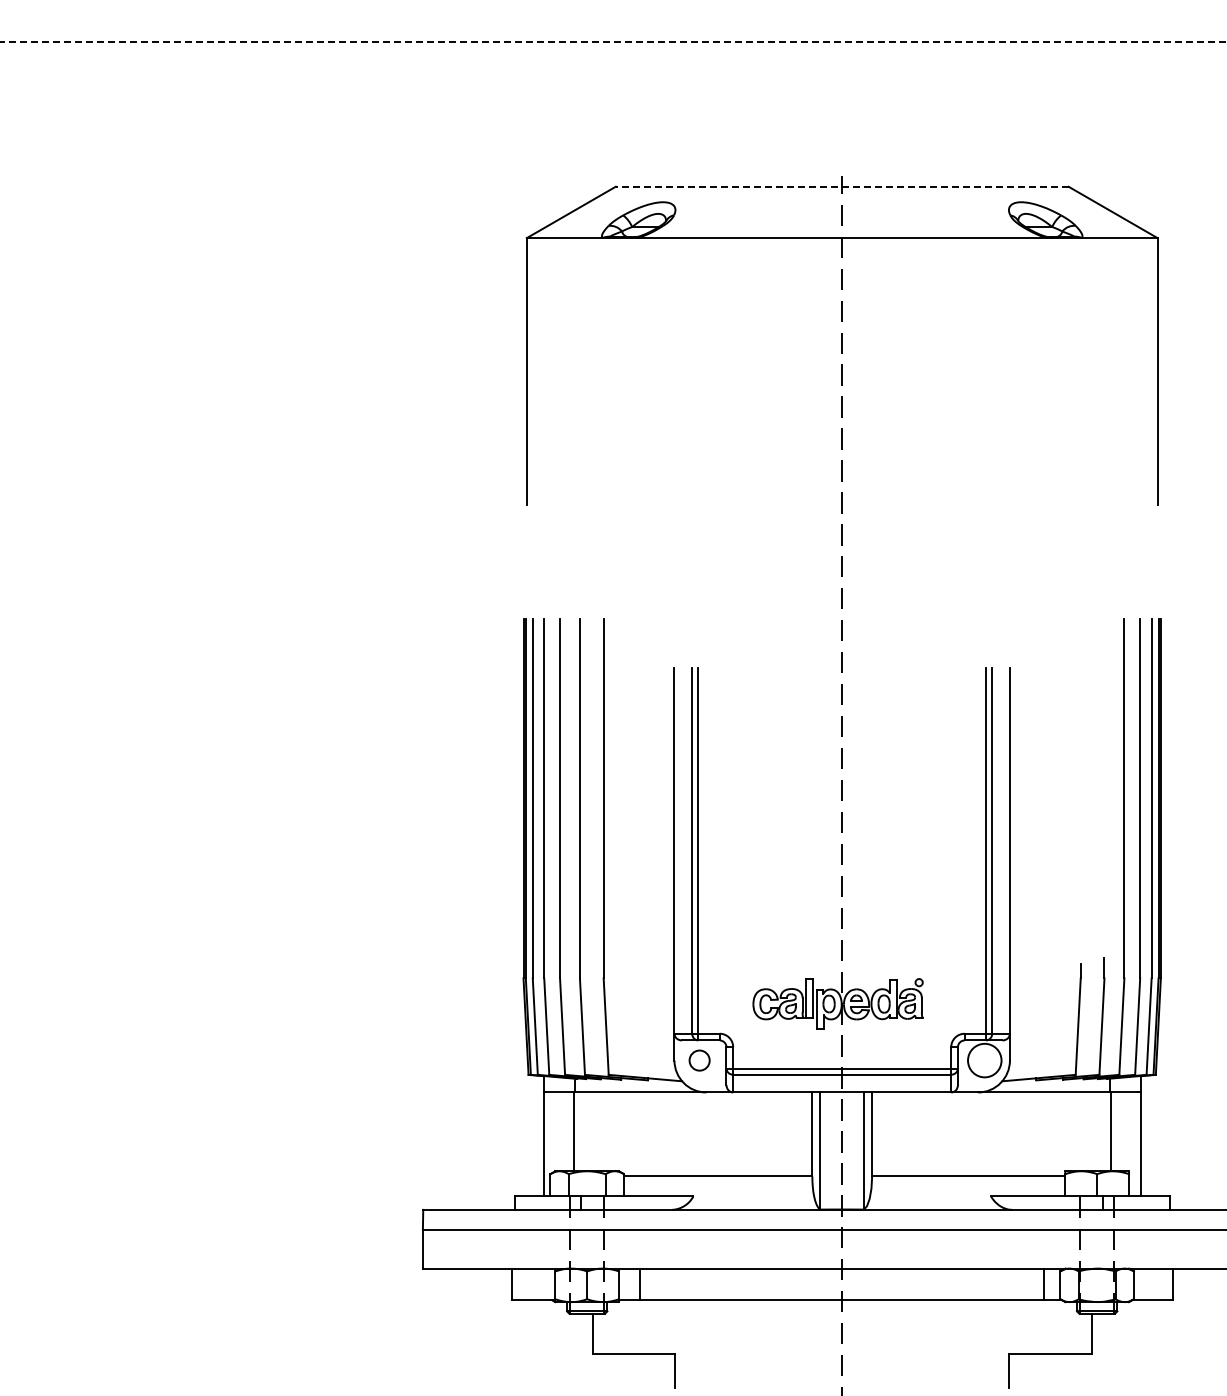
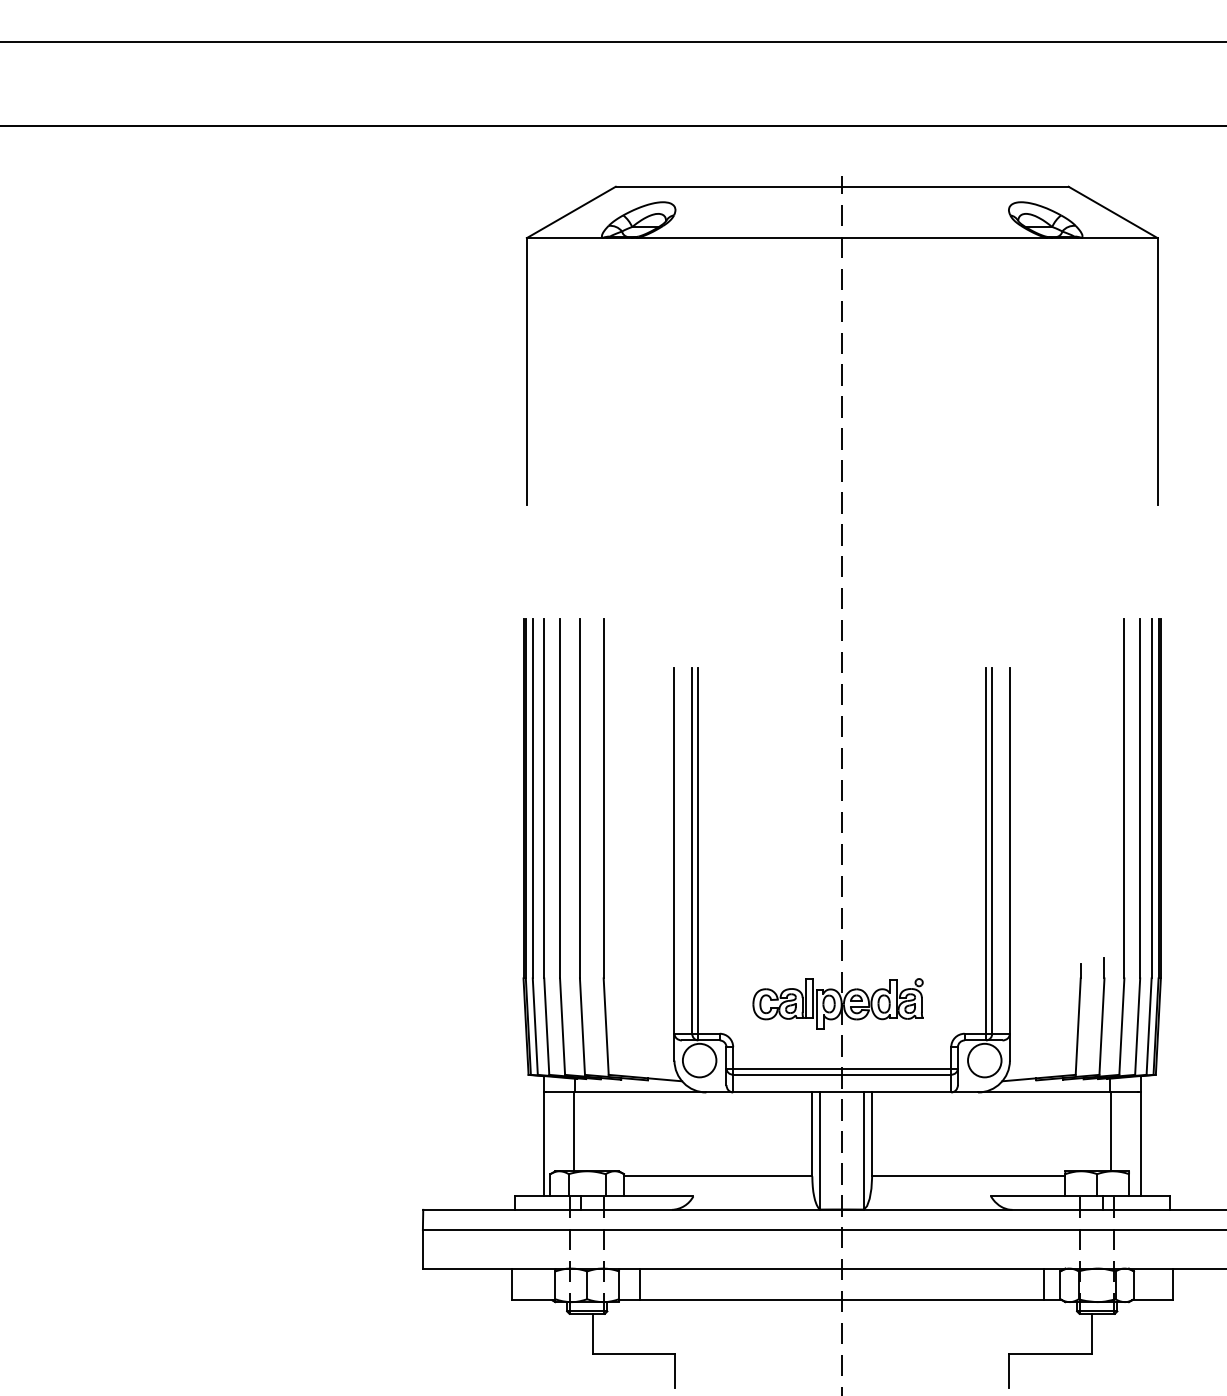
line: dashed -> solid (613, 41)
line: none -> present (612, 125)
line: dashed -> solid (841, 186)
circle diameter: 20 px -> 34 px (699, 1060)
